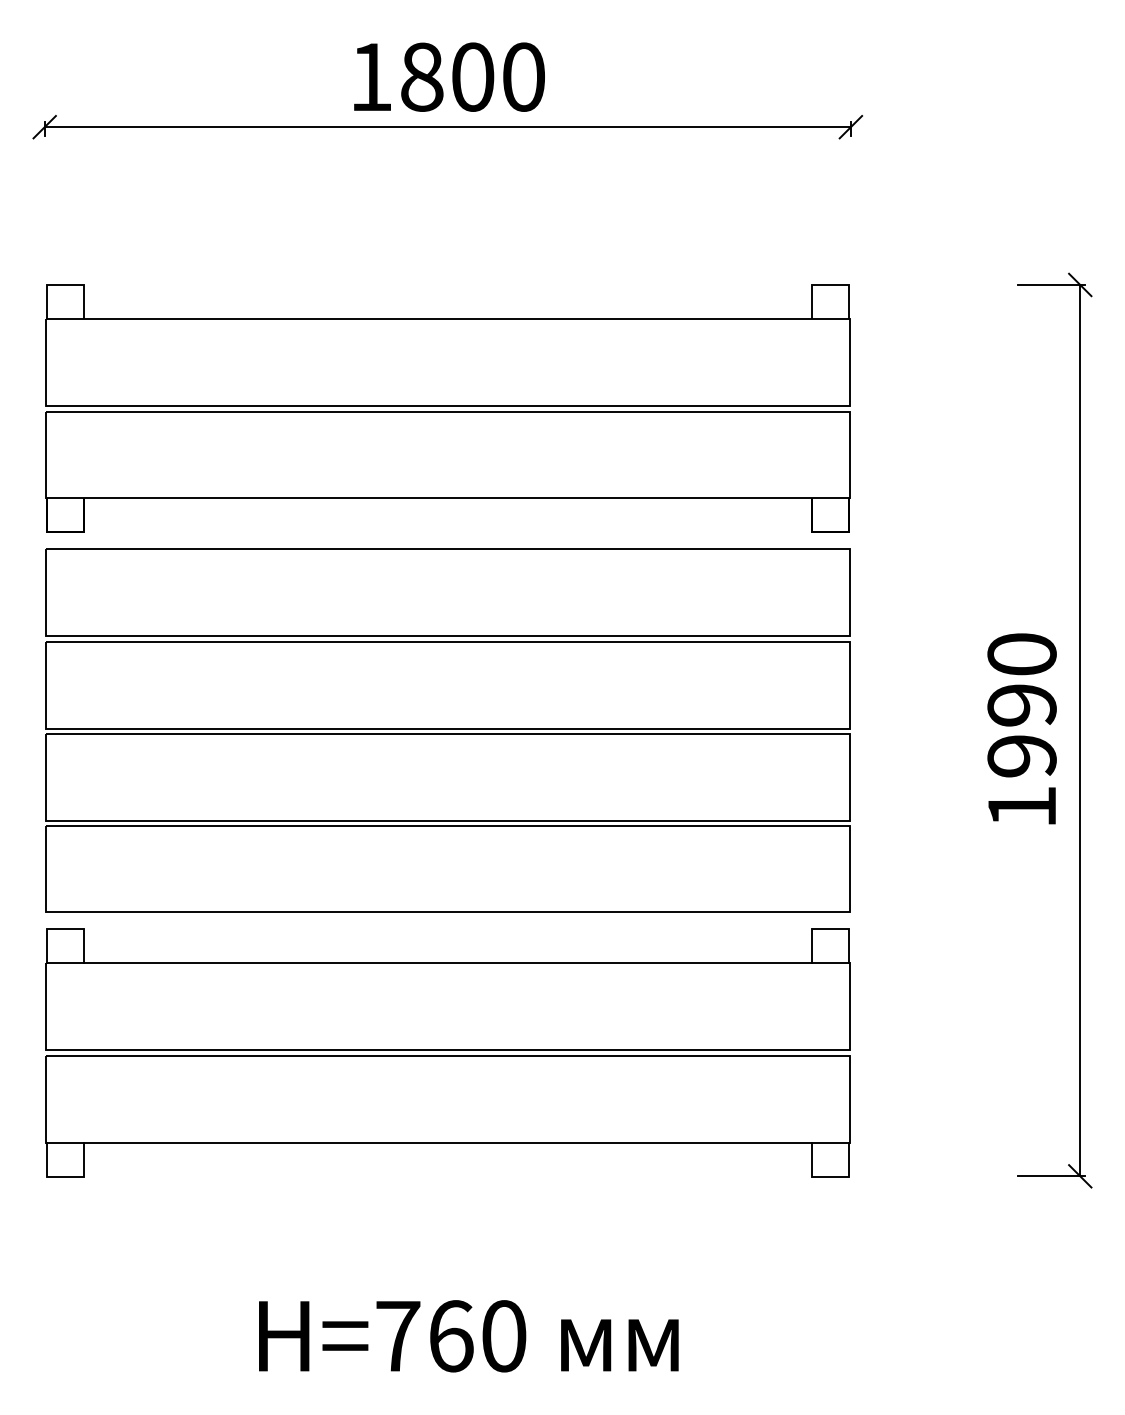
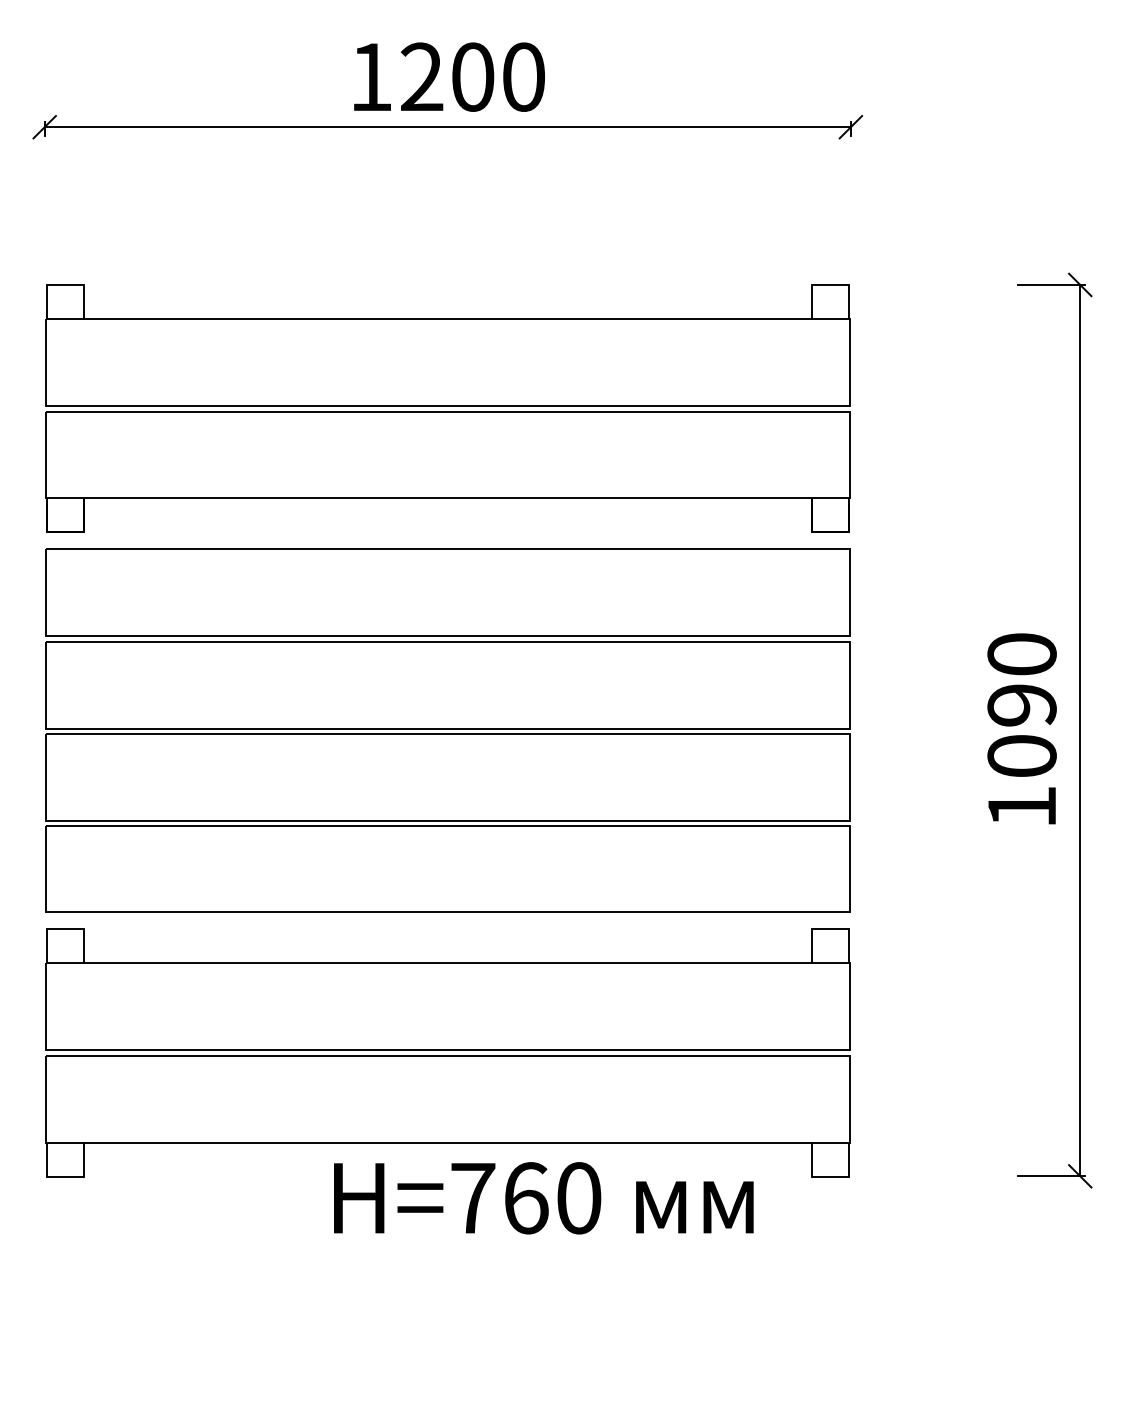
text: 1800 -> 1200 (421, 76)
text: 1990 -> 1090 (1021, 756)
text position: (468, 1336) -> (543, 1198) (543, 1198)
